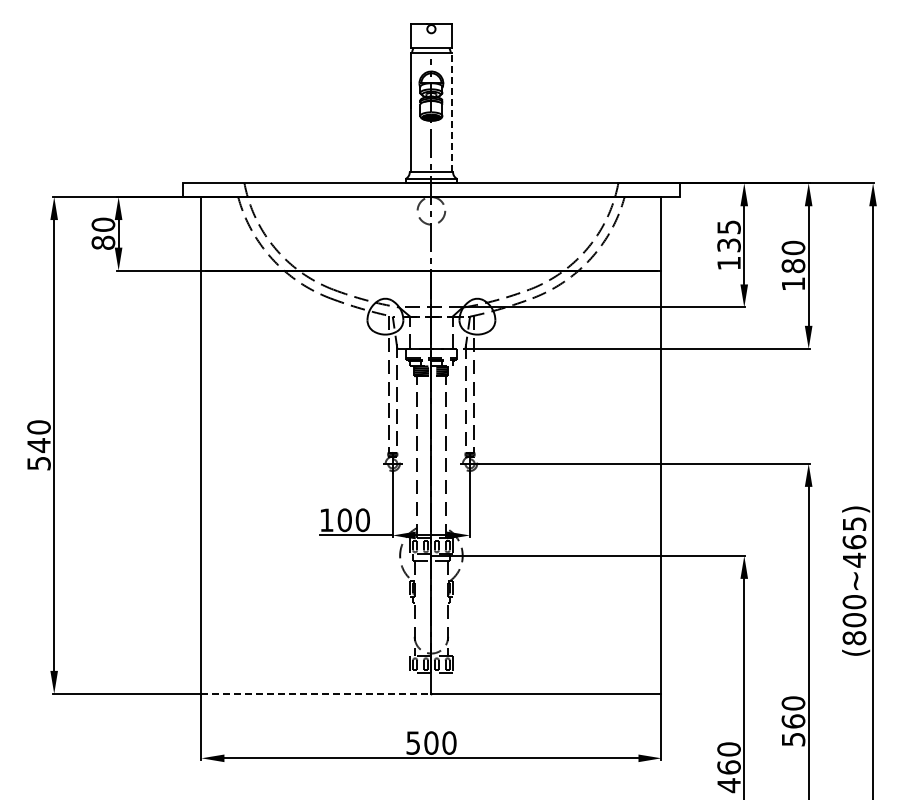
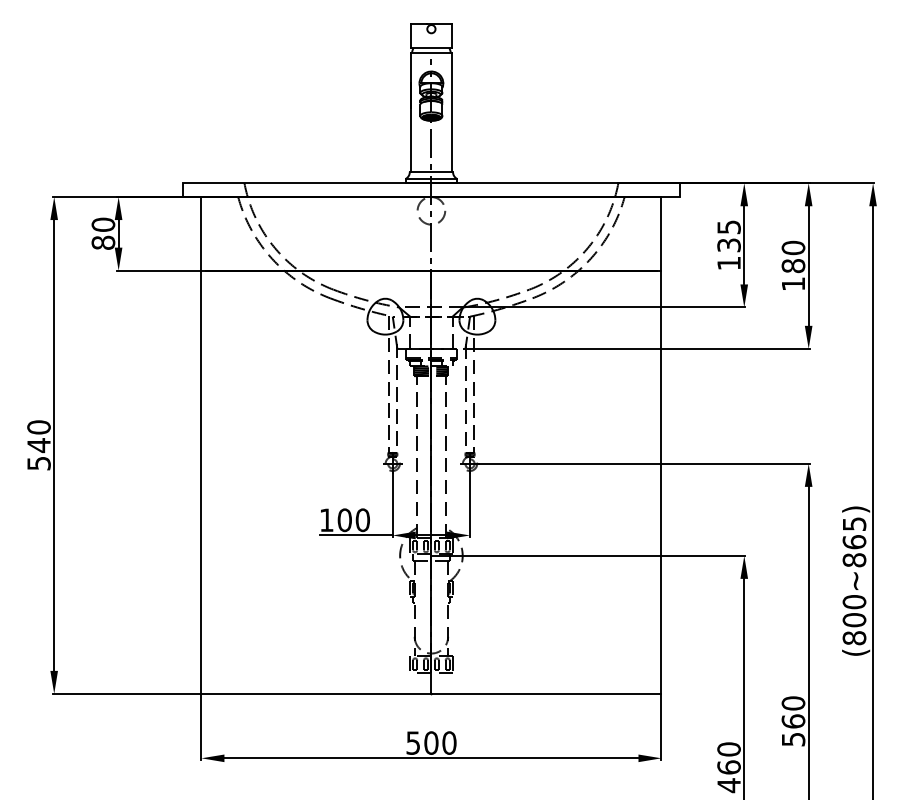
line: dashed -> solid (452, 112)
text: (800~465) -> (800~865) (854, 559)
line: dashed -> solid (316, 693)
